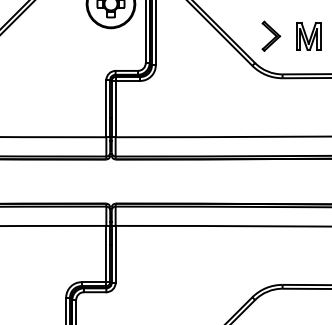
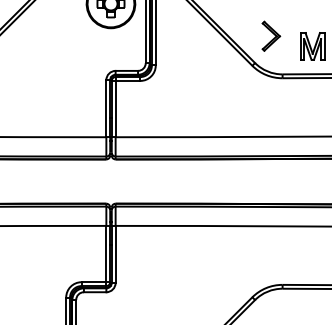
part position: (308, 36) -> (312, 46) (312, 46)
